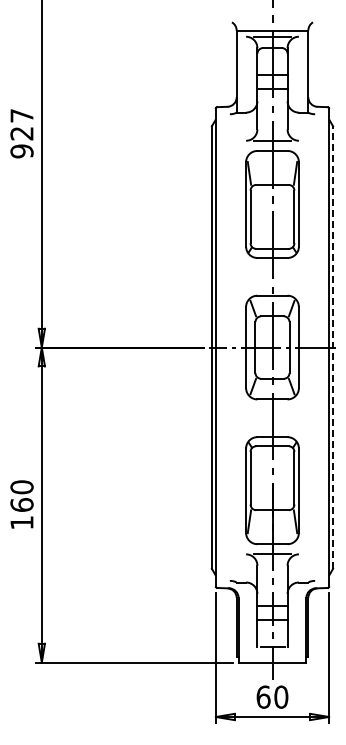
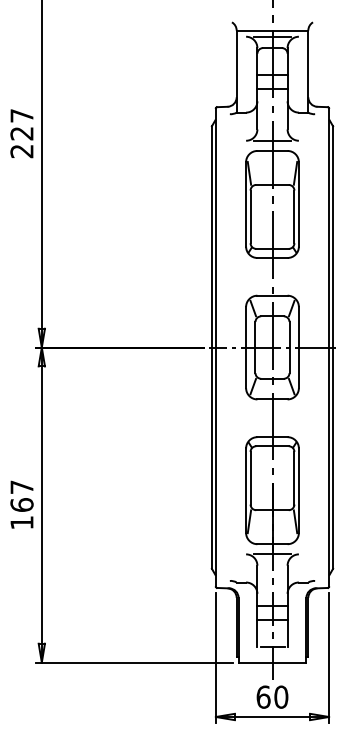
text: 927 -> 227 (21, 151)
line: dashed -> solid (333, 347)
text: 160 -> 167 (21, 487)
